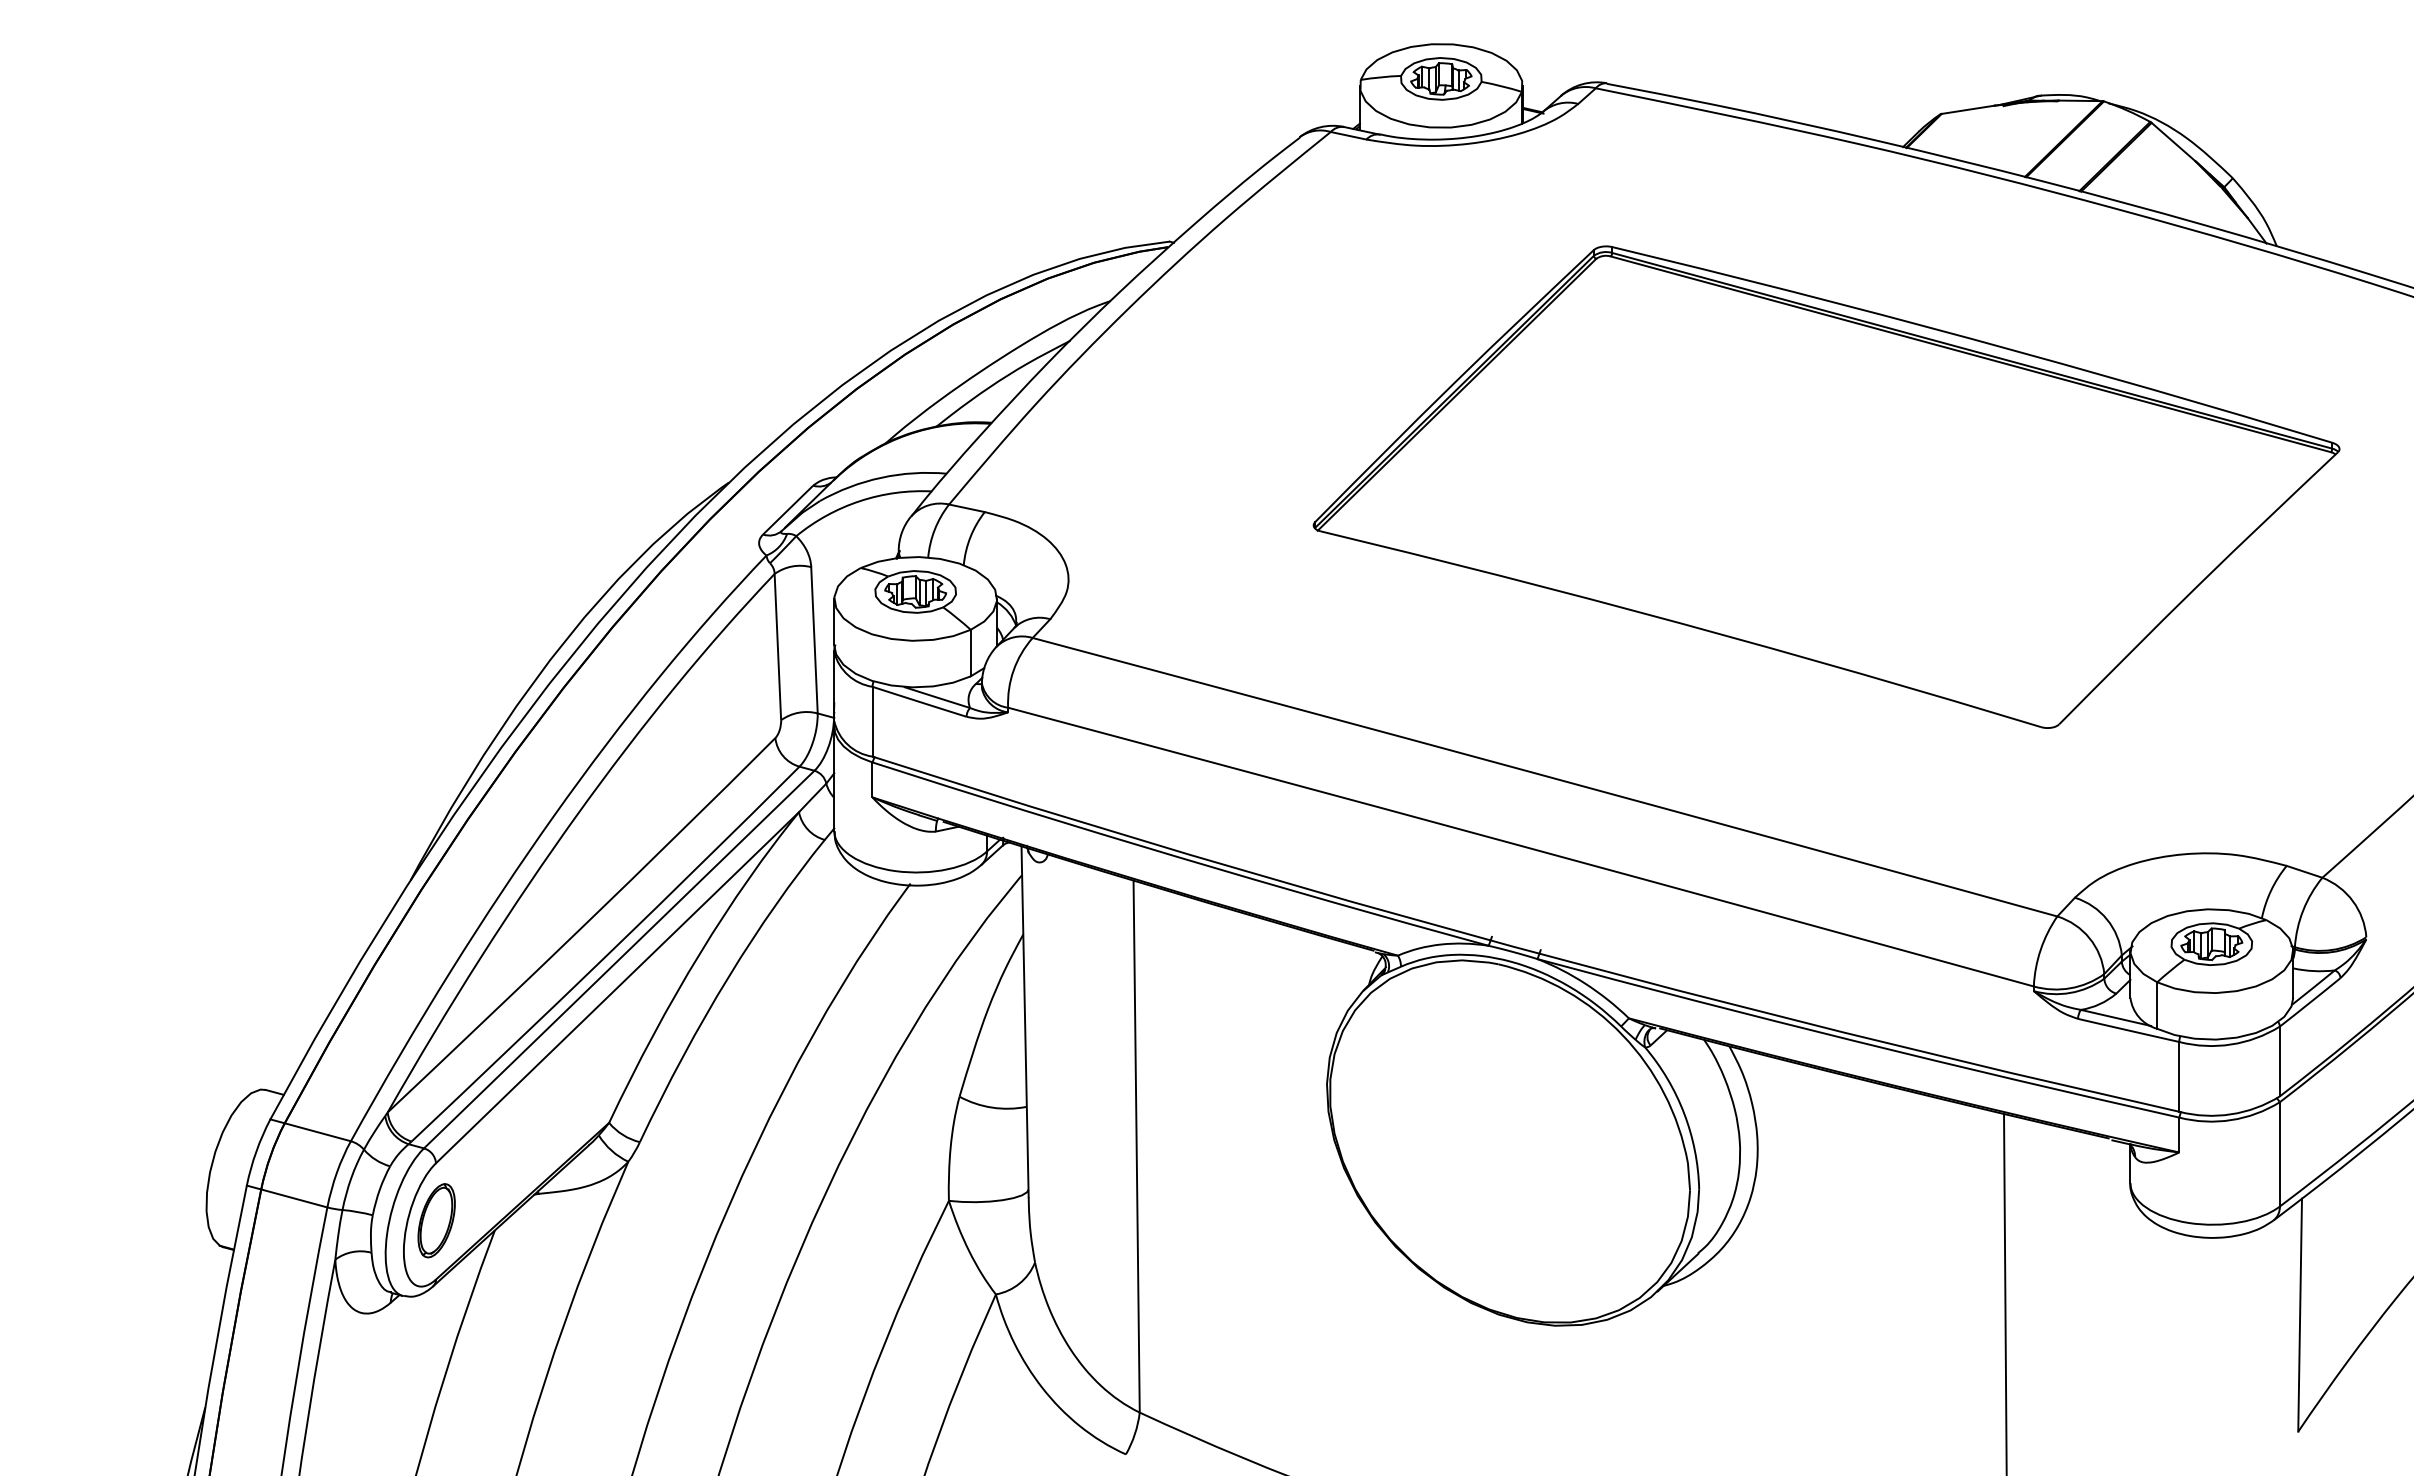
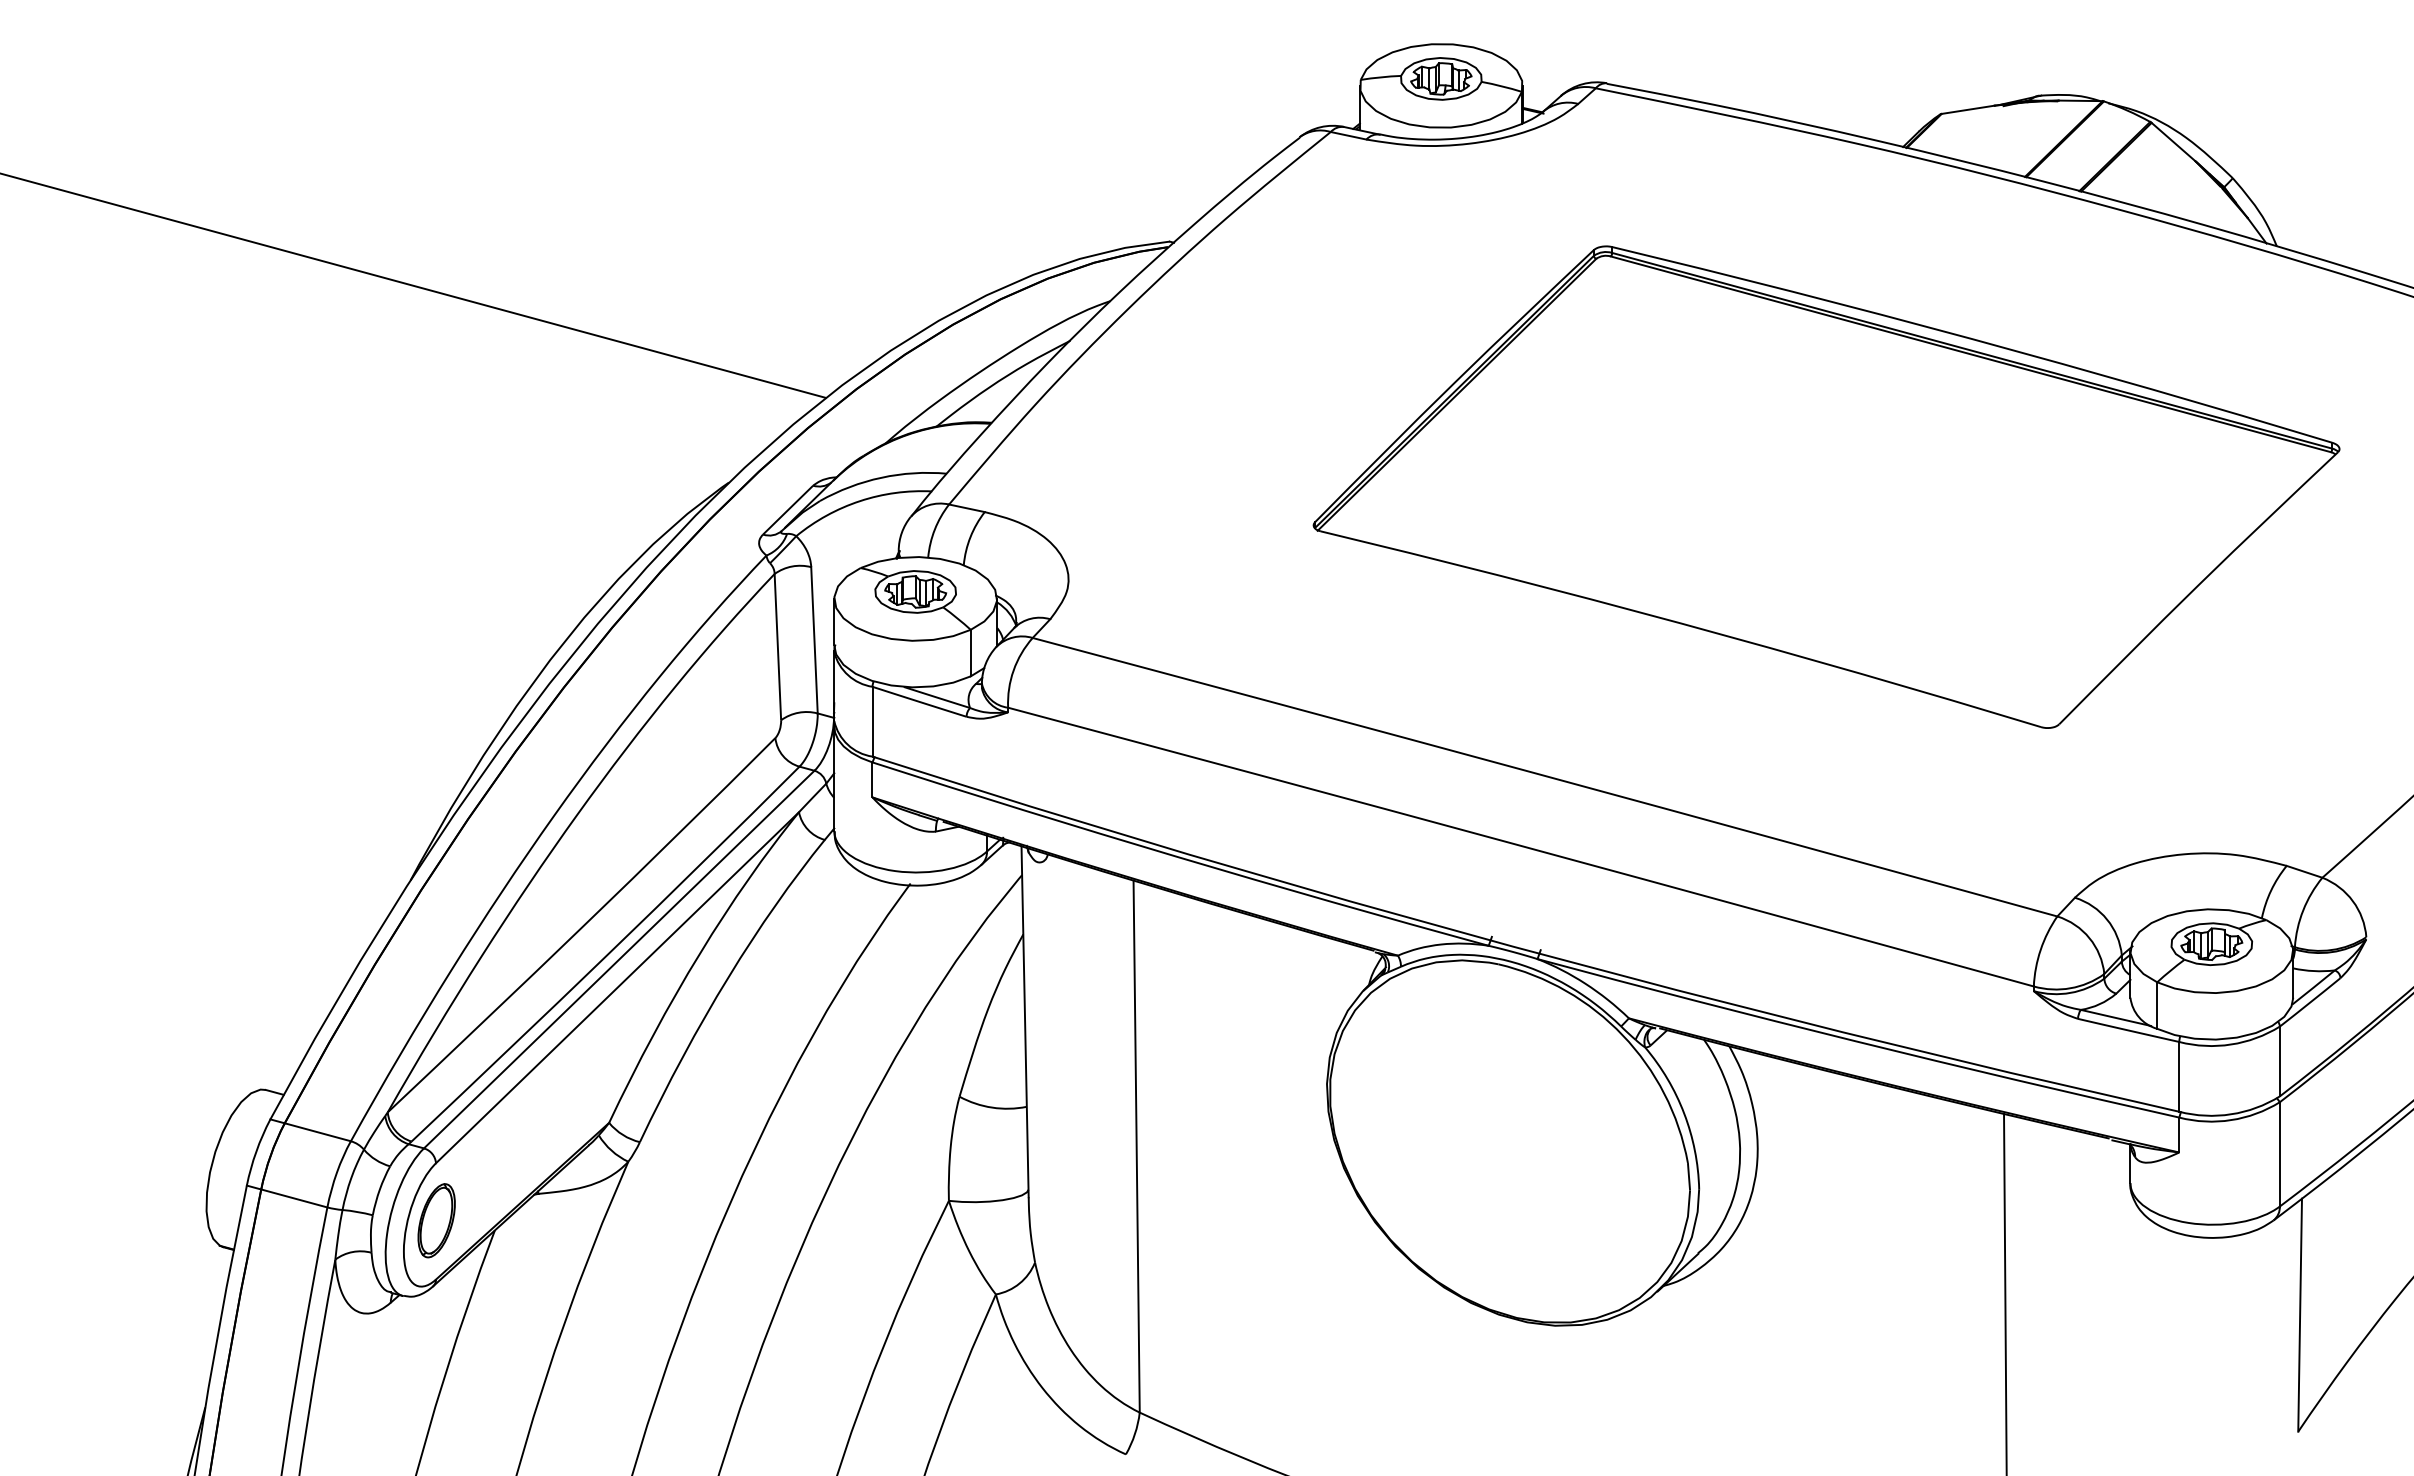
line: none -> present (413, 285)
